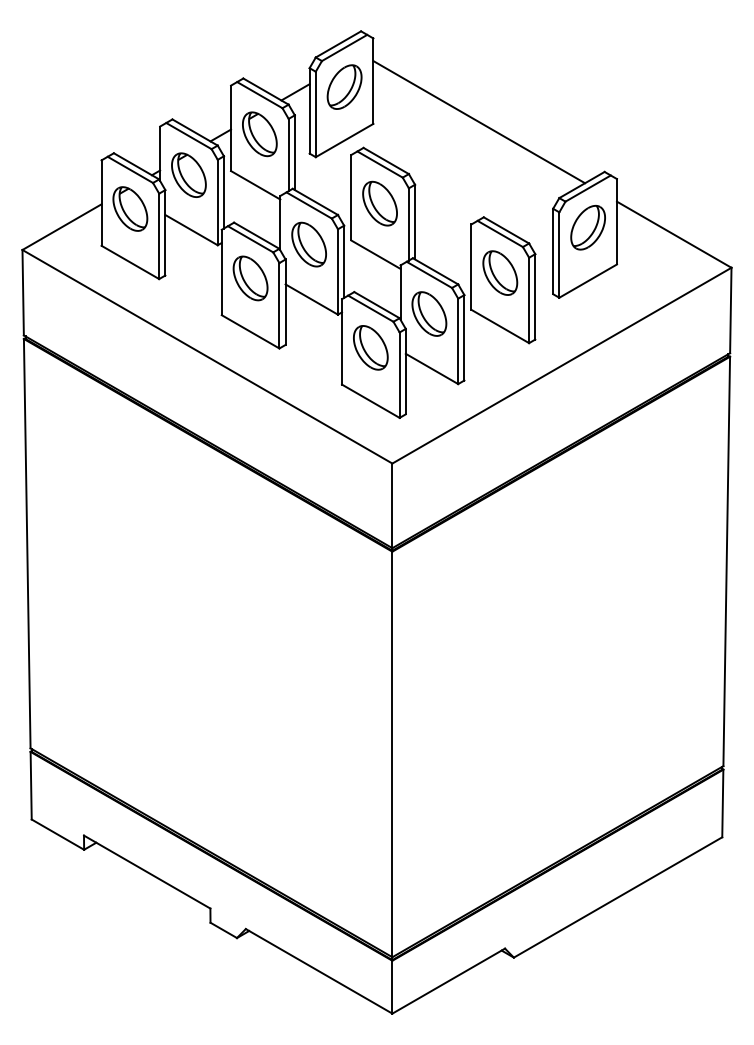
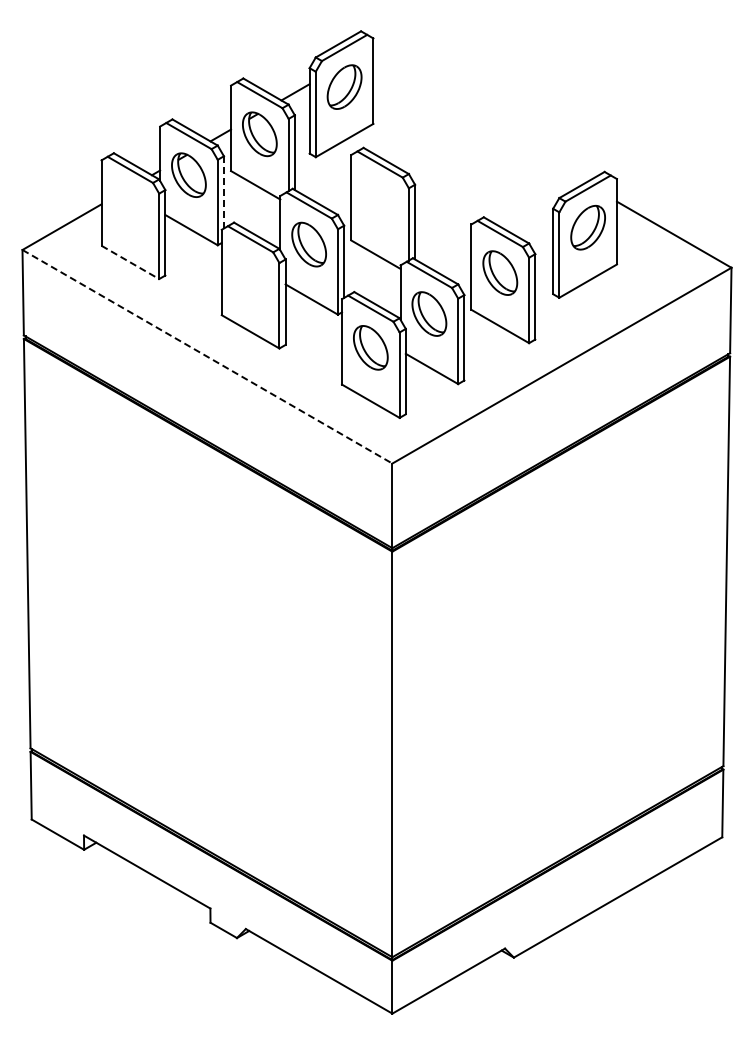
line: present -> none (479, 122)
line: solid -> dashed (223, 191)
part: present -> none (379, 203)
part: present -> none (130, 208)
line: solid -> dashed (130, 262)
part: present -> none (250, 278)
line: solid -> dashed (207, 356)
